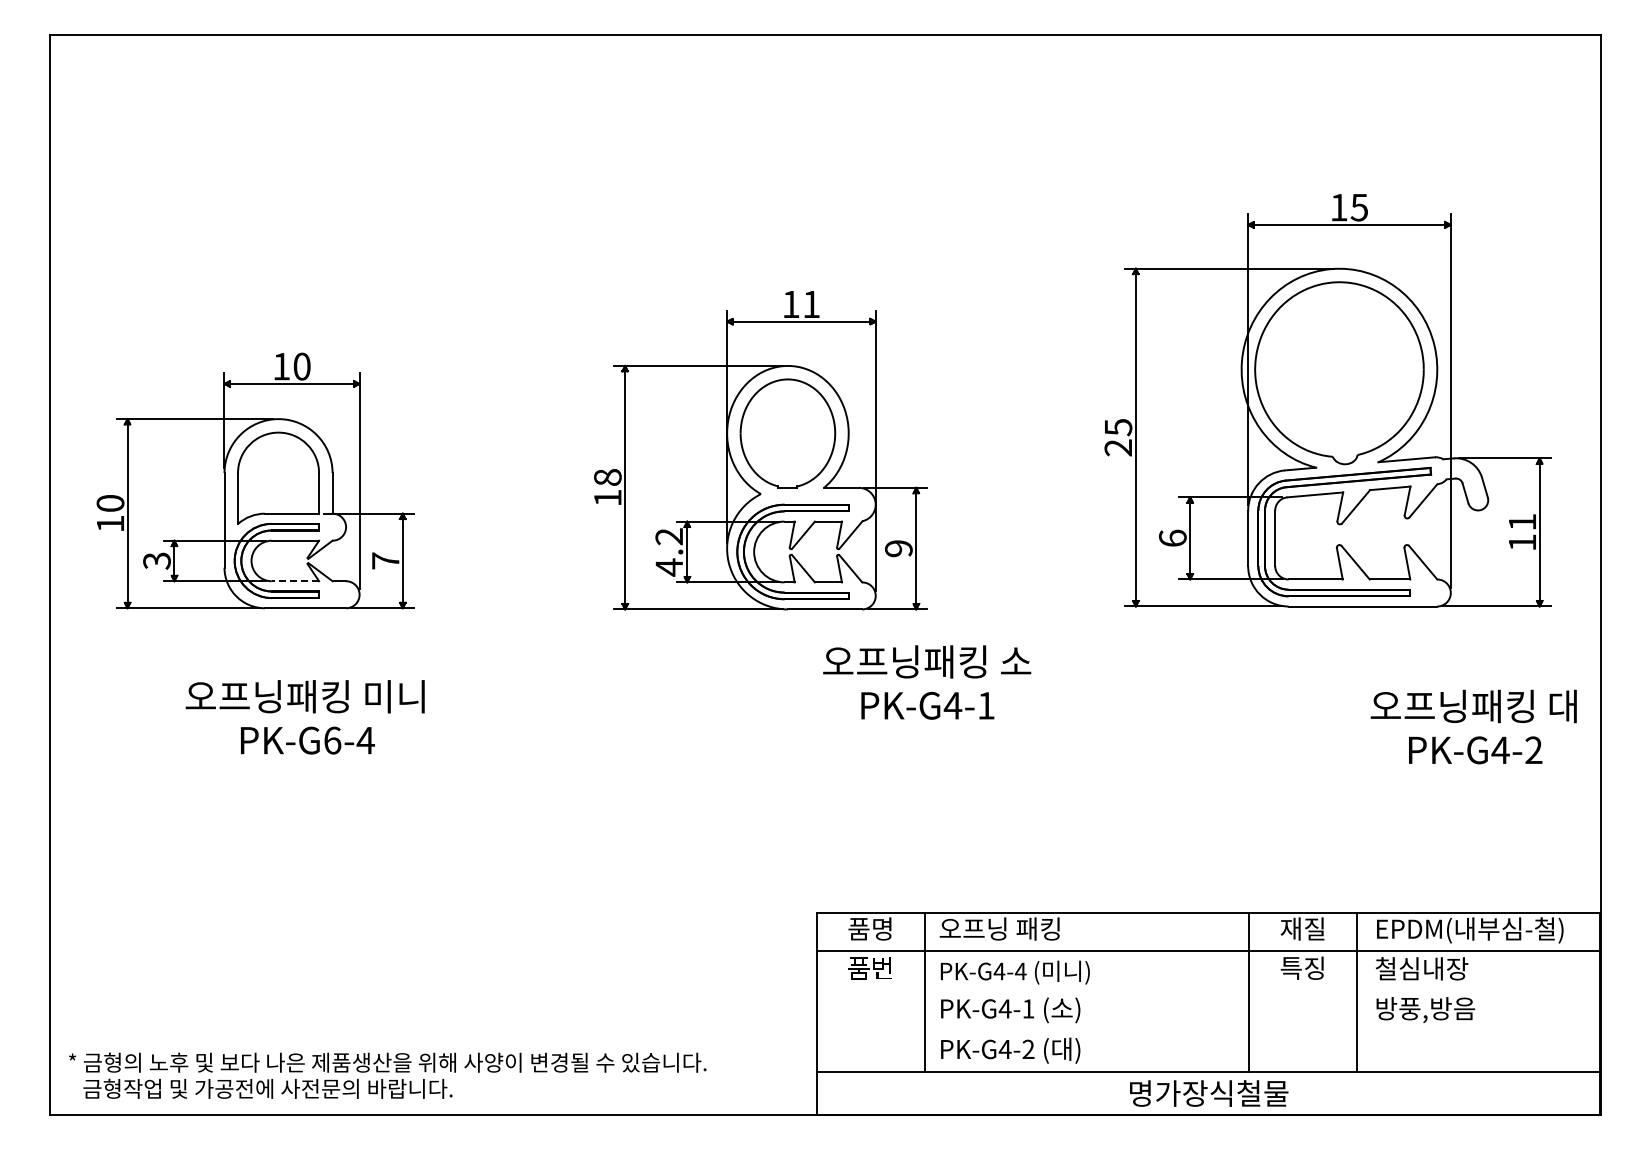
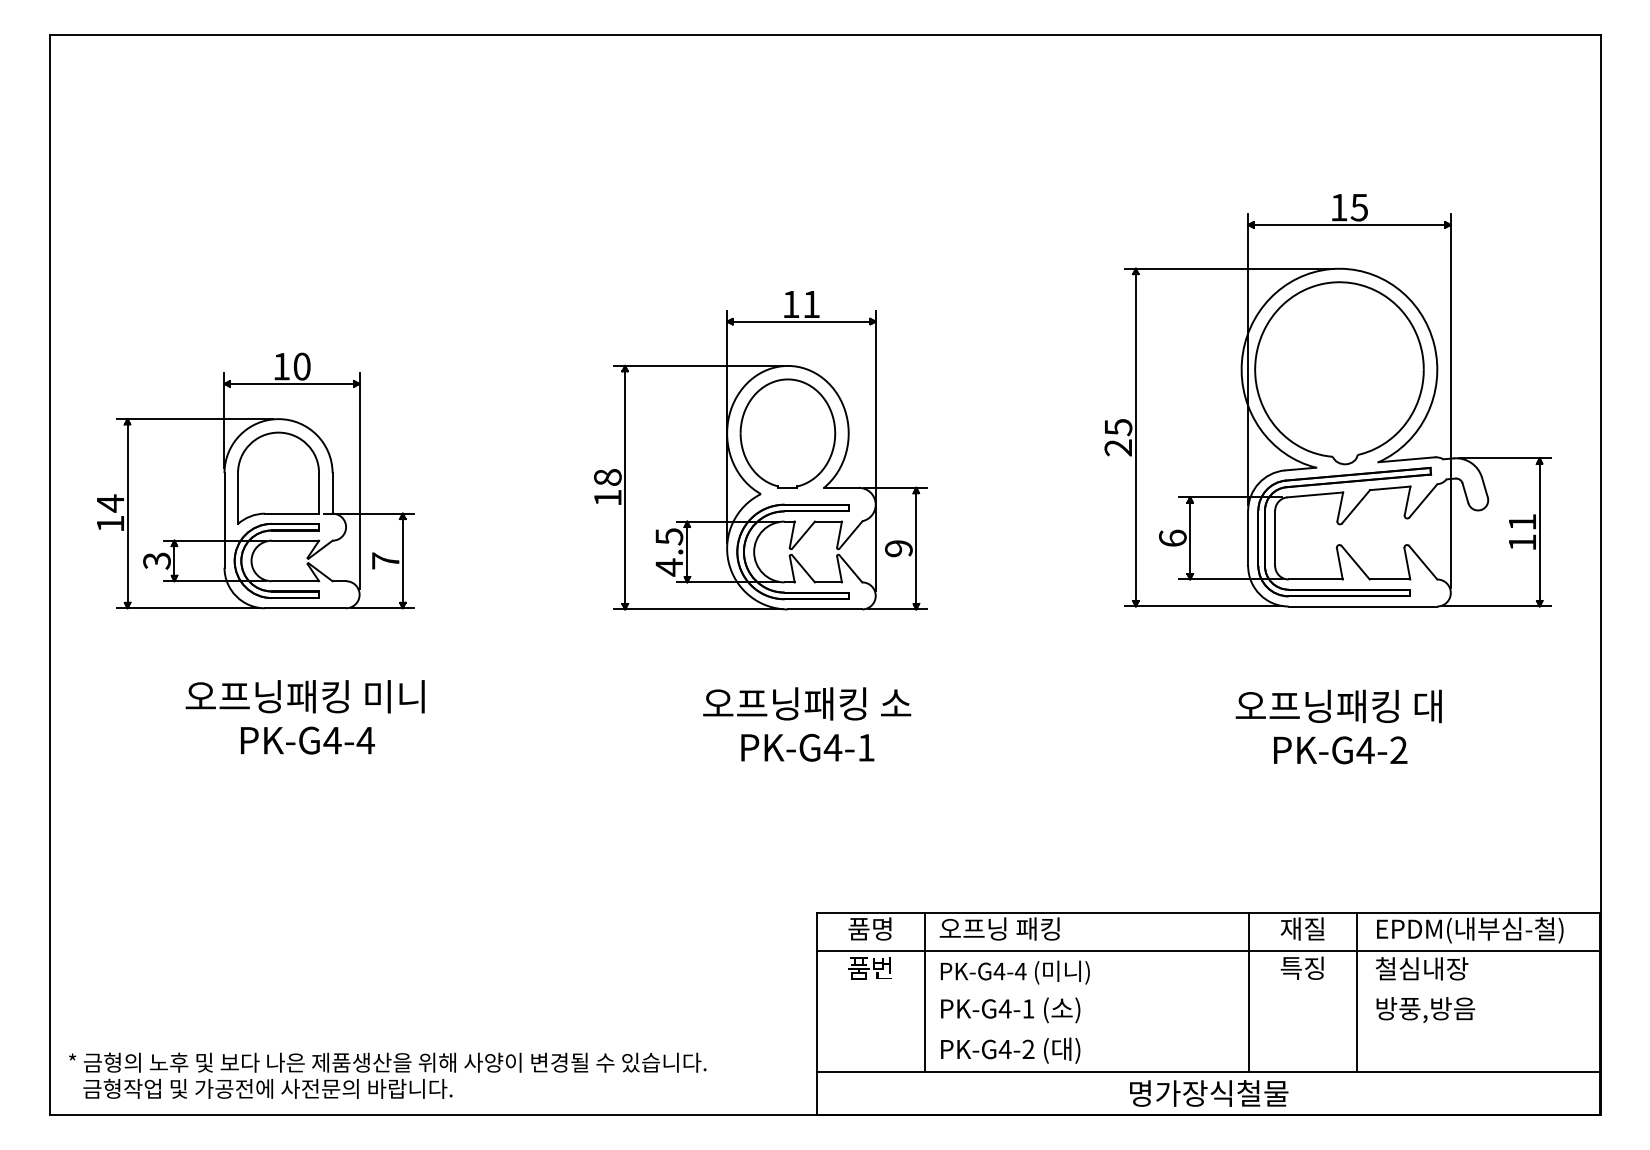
text: 10 -> 14 (110, 503)
text: 4.2 -> 4.5 (669, 536)
line: dashed -> solid (295, 581)
text position: (927, 682) -> (807, 724) (807, 724)
text position: (1473, 726) -> (1338, 726) (1338, 726)
text: PK-G6-4 -> PK-G4-4 (332, 740)
